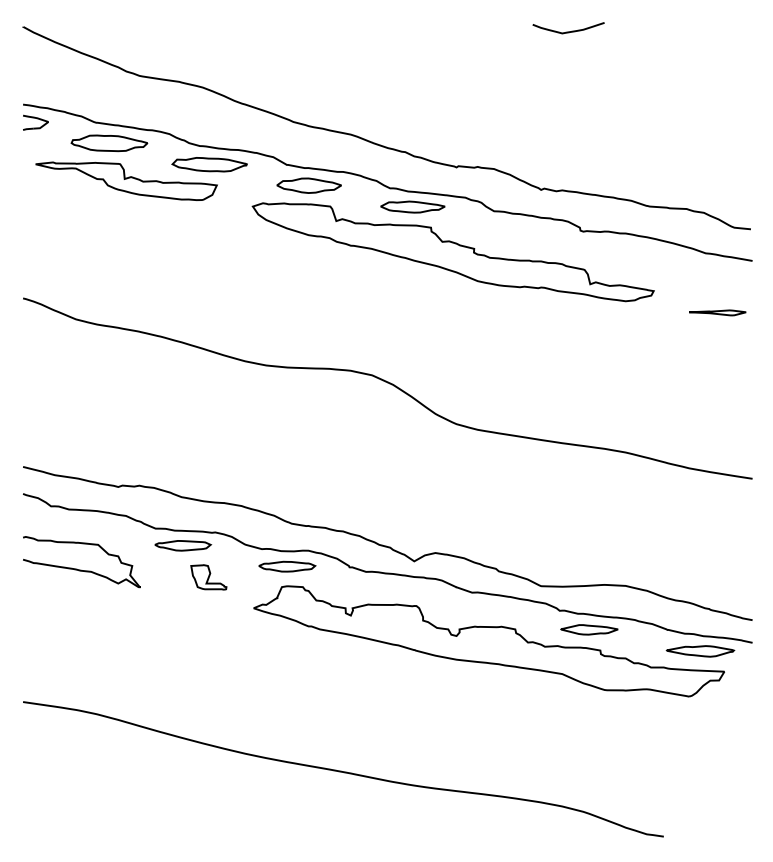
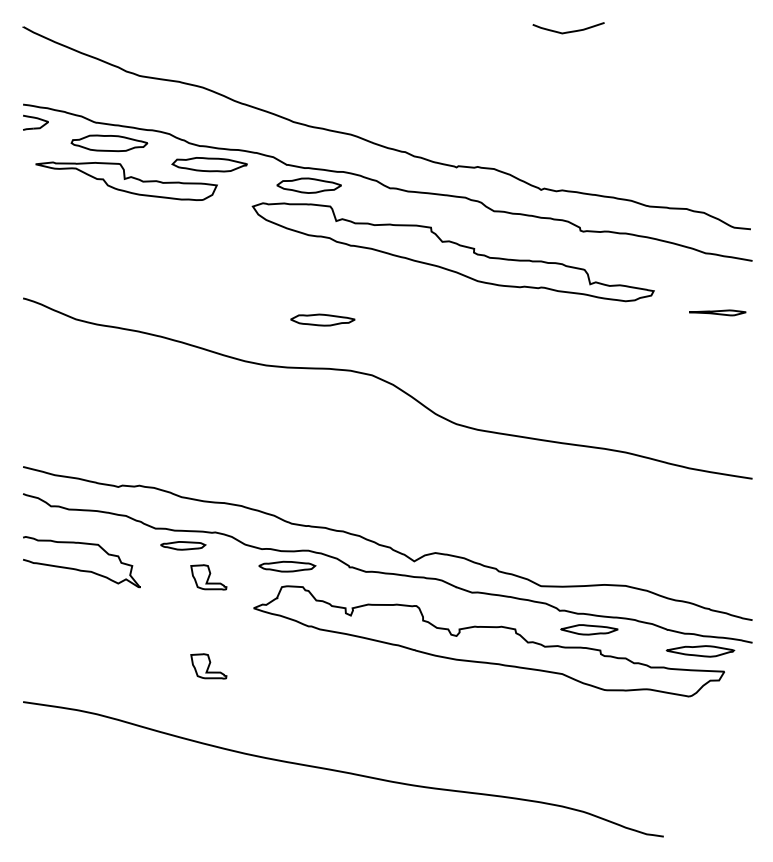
part position: (412, 206) -> (322, 319) (322, 319)
part size: 59x12 px -> 47x10 px (183, 545)
part: none -> present (208, 666)
